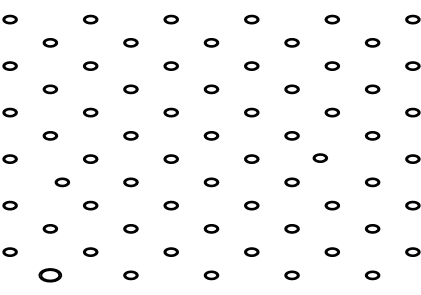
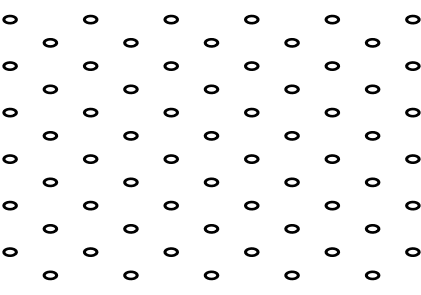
part position: (319, 157) -> (331, 158) (331, 158)
part position: (62, 182) -> (50, 182) (50, 182)
part size: 25x15 px -> 17x11 px (50, 275)
